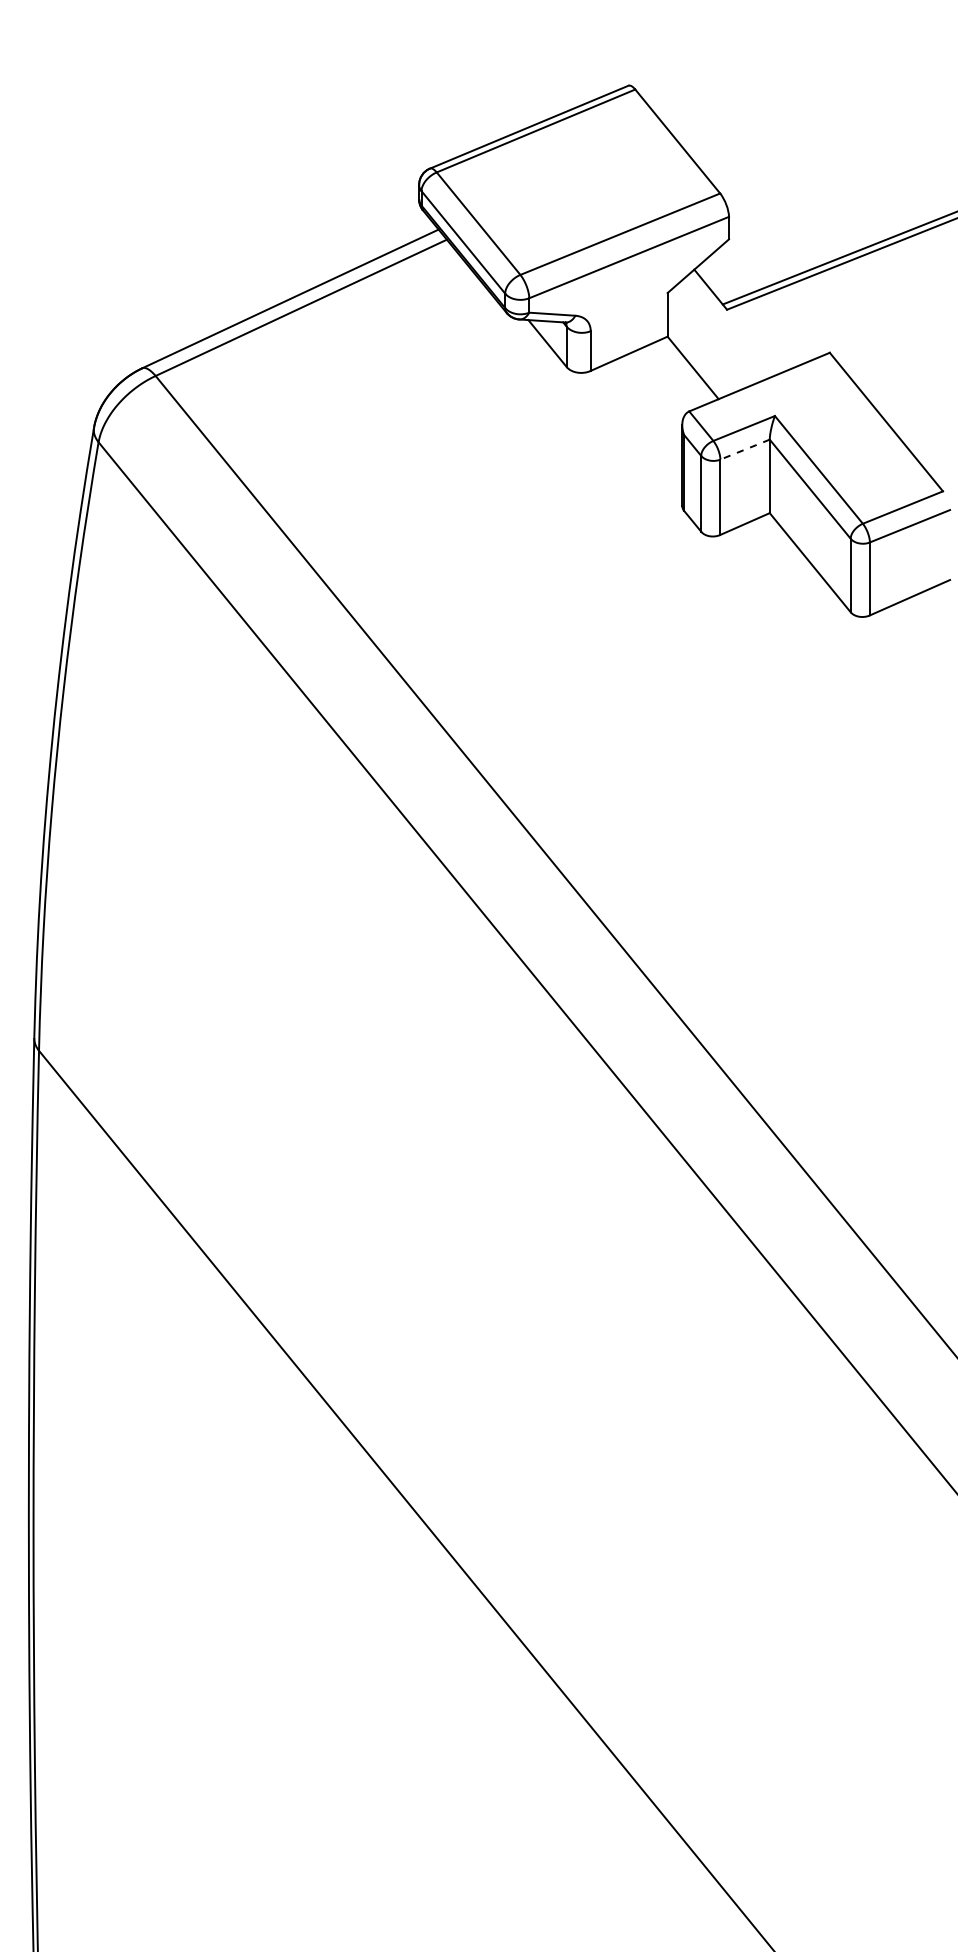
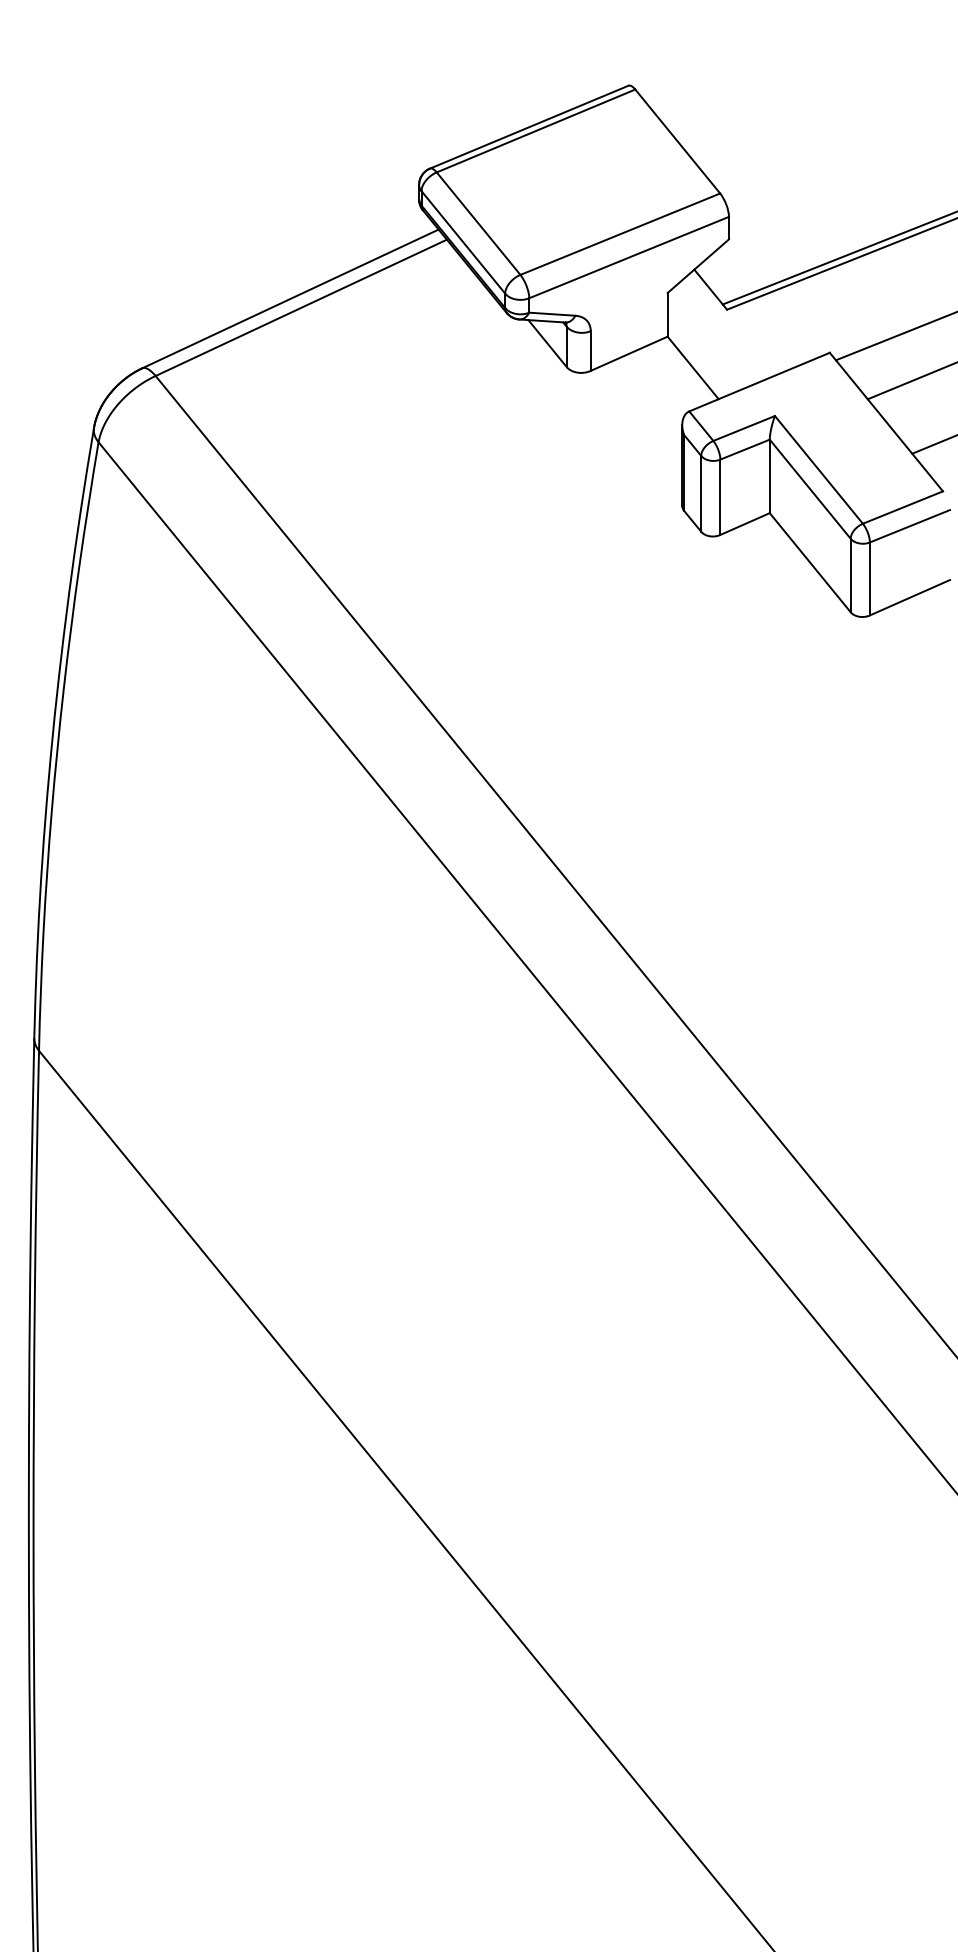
line: none -> present (894, 336)
line: none -> present (910, 381)
line: none -> present (933, 444)
line: dashed -> solid (745, 449)
